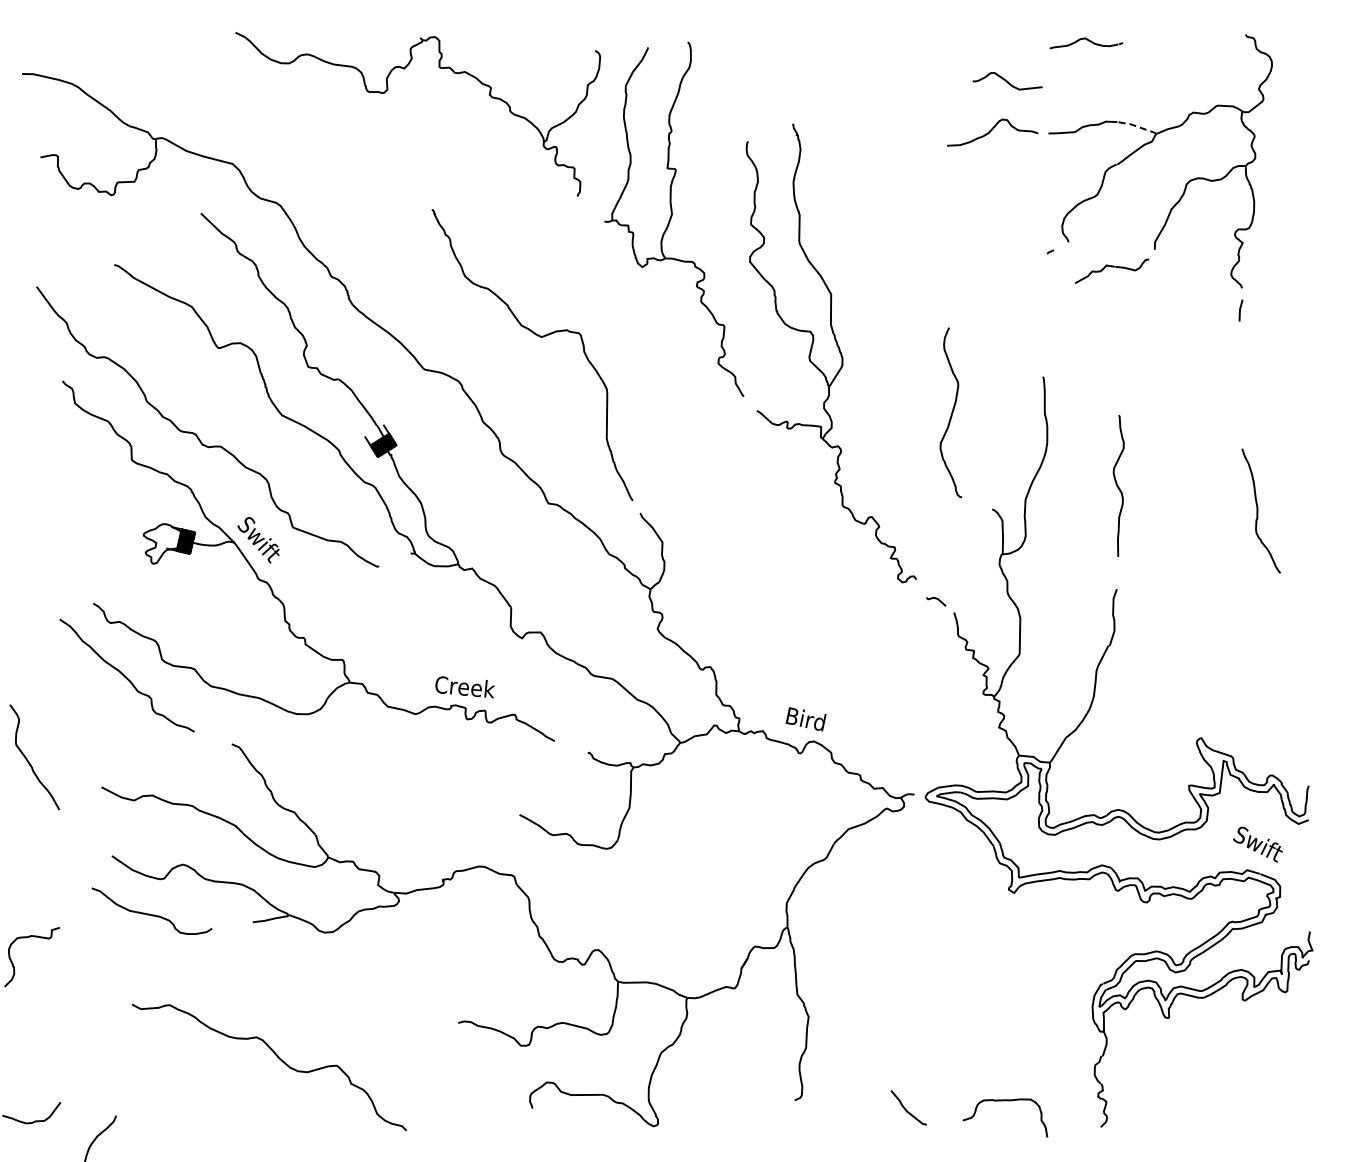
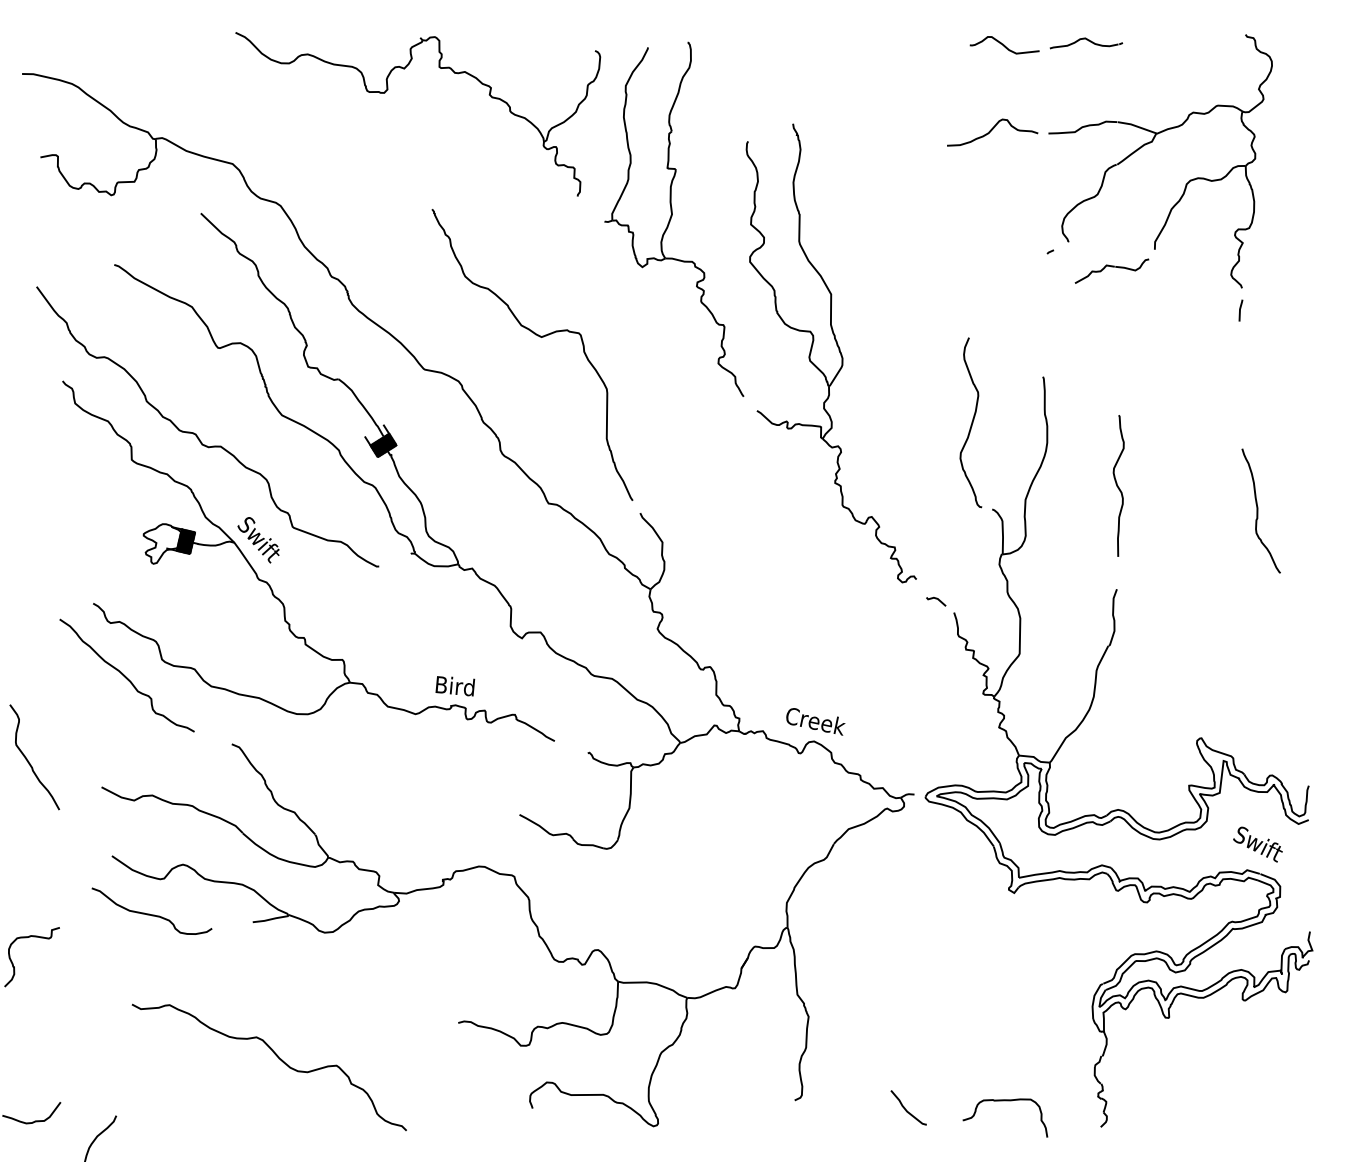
curve position: (1007, 81) -> (1004, 45) (1004, 45)
line: dashed -> solid (1137, 126)
curve position: (951, 412) -> (971, 422) (971, 422)
text: Creek -> Bird (464, 687)
text: Bird -> Creek (815, 721)
